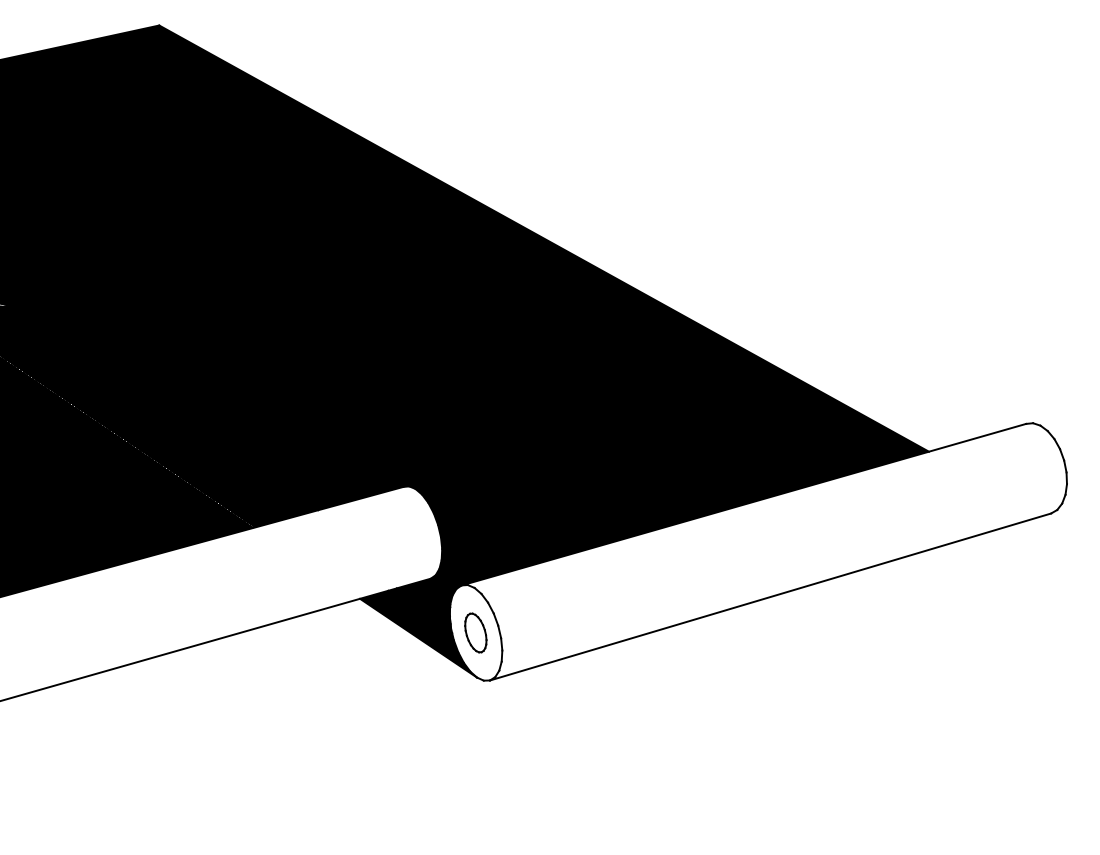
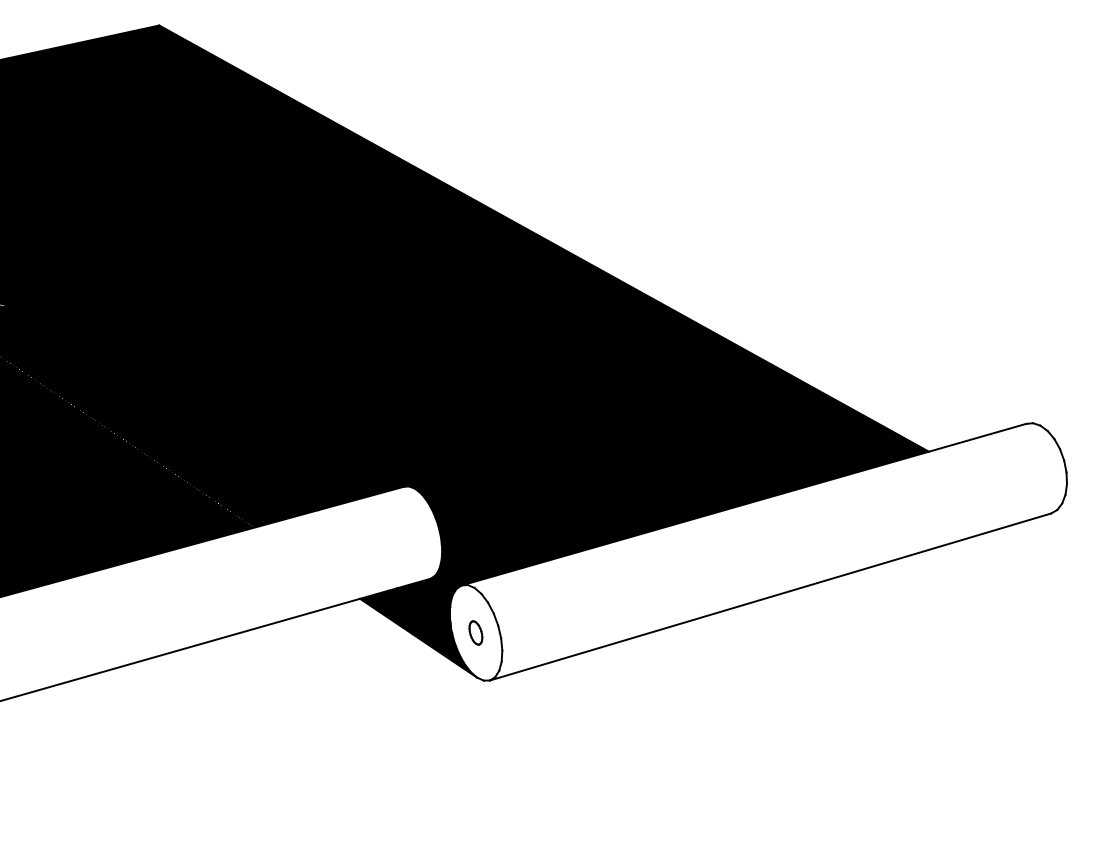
part size: 24x42 px -> 16x26 px (475, 632)
